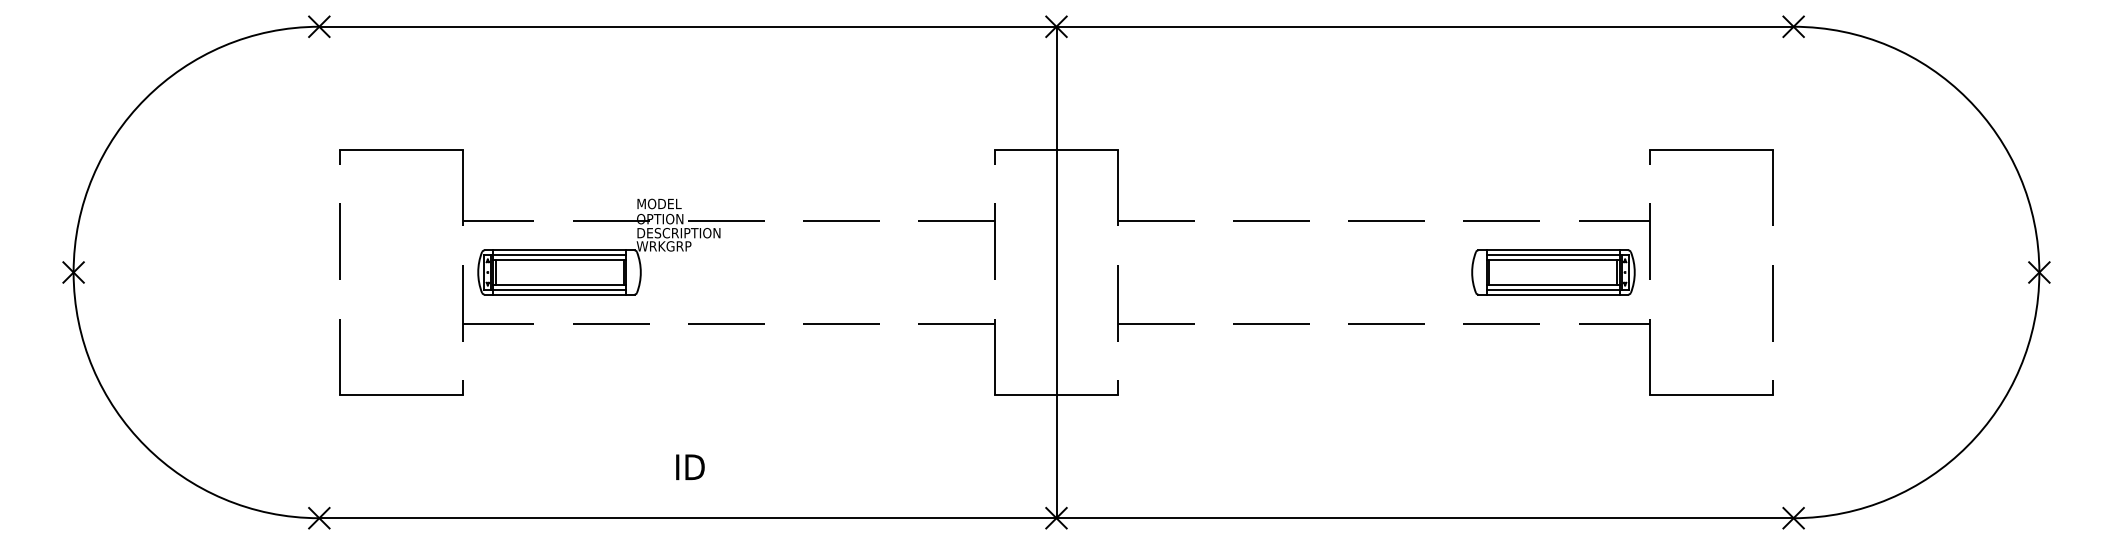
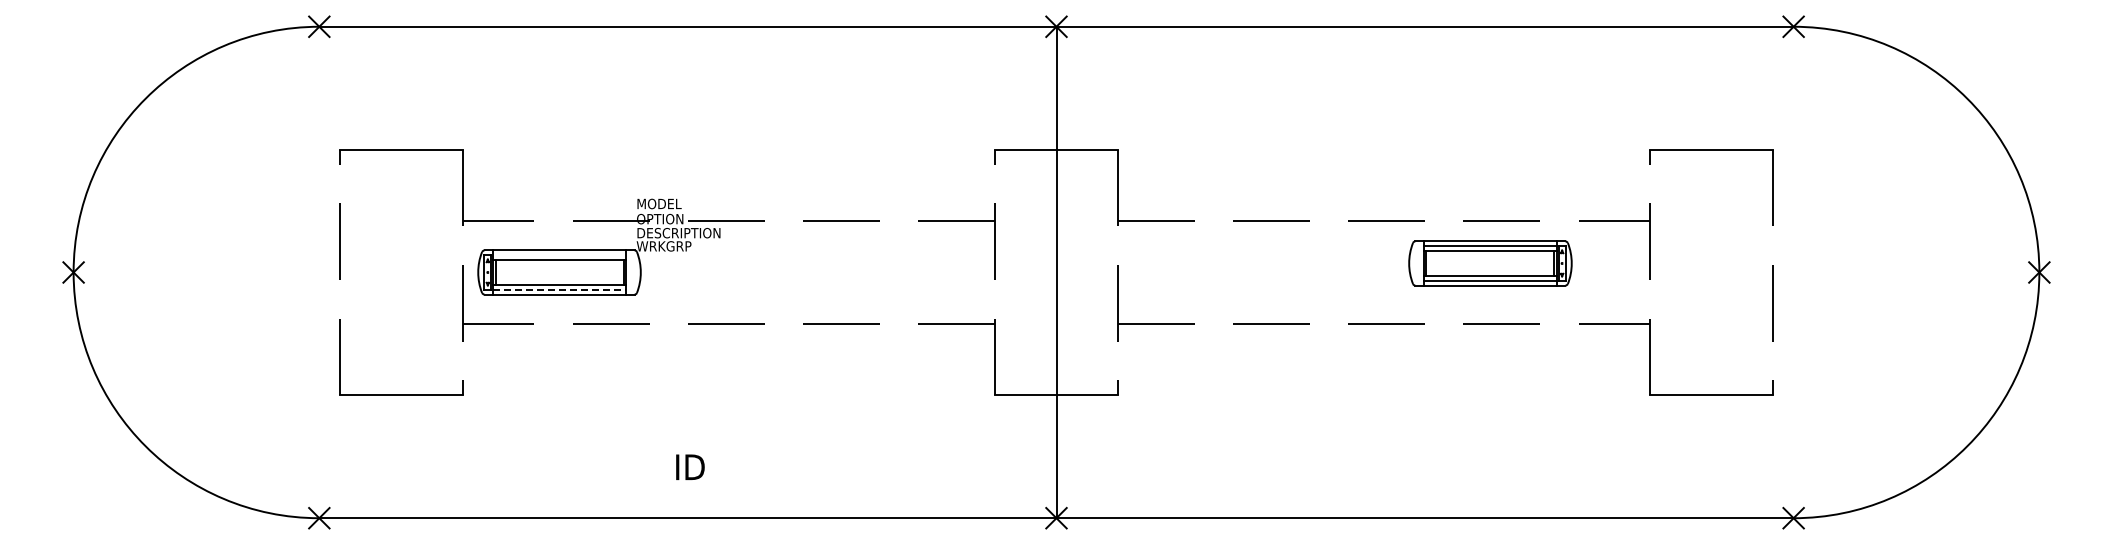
line: present -> none (559, 254)
part position: (1553, 272) -> (1490, 263) (1490, 263)
line: solid -> dashed (559, 290)
